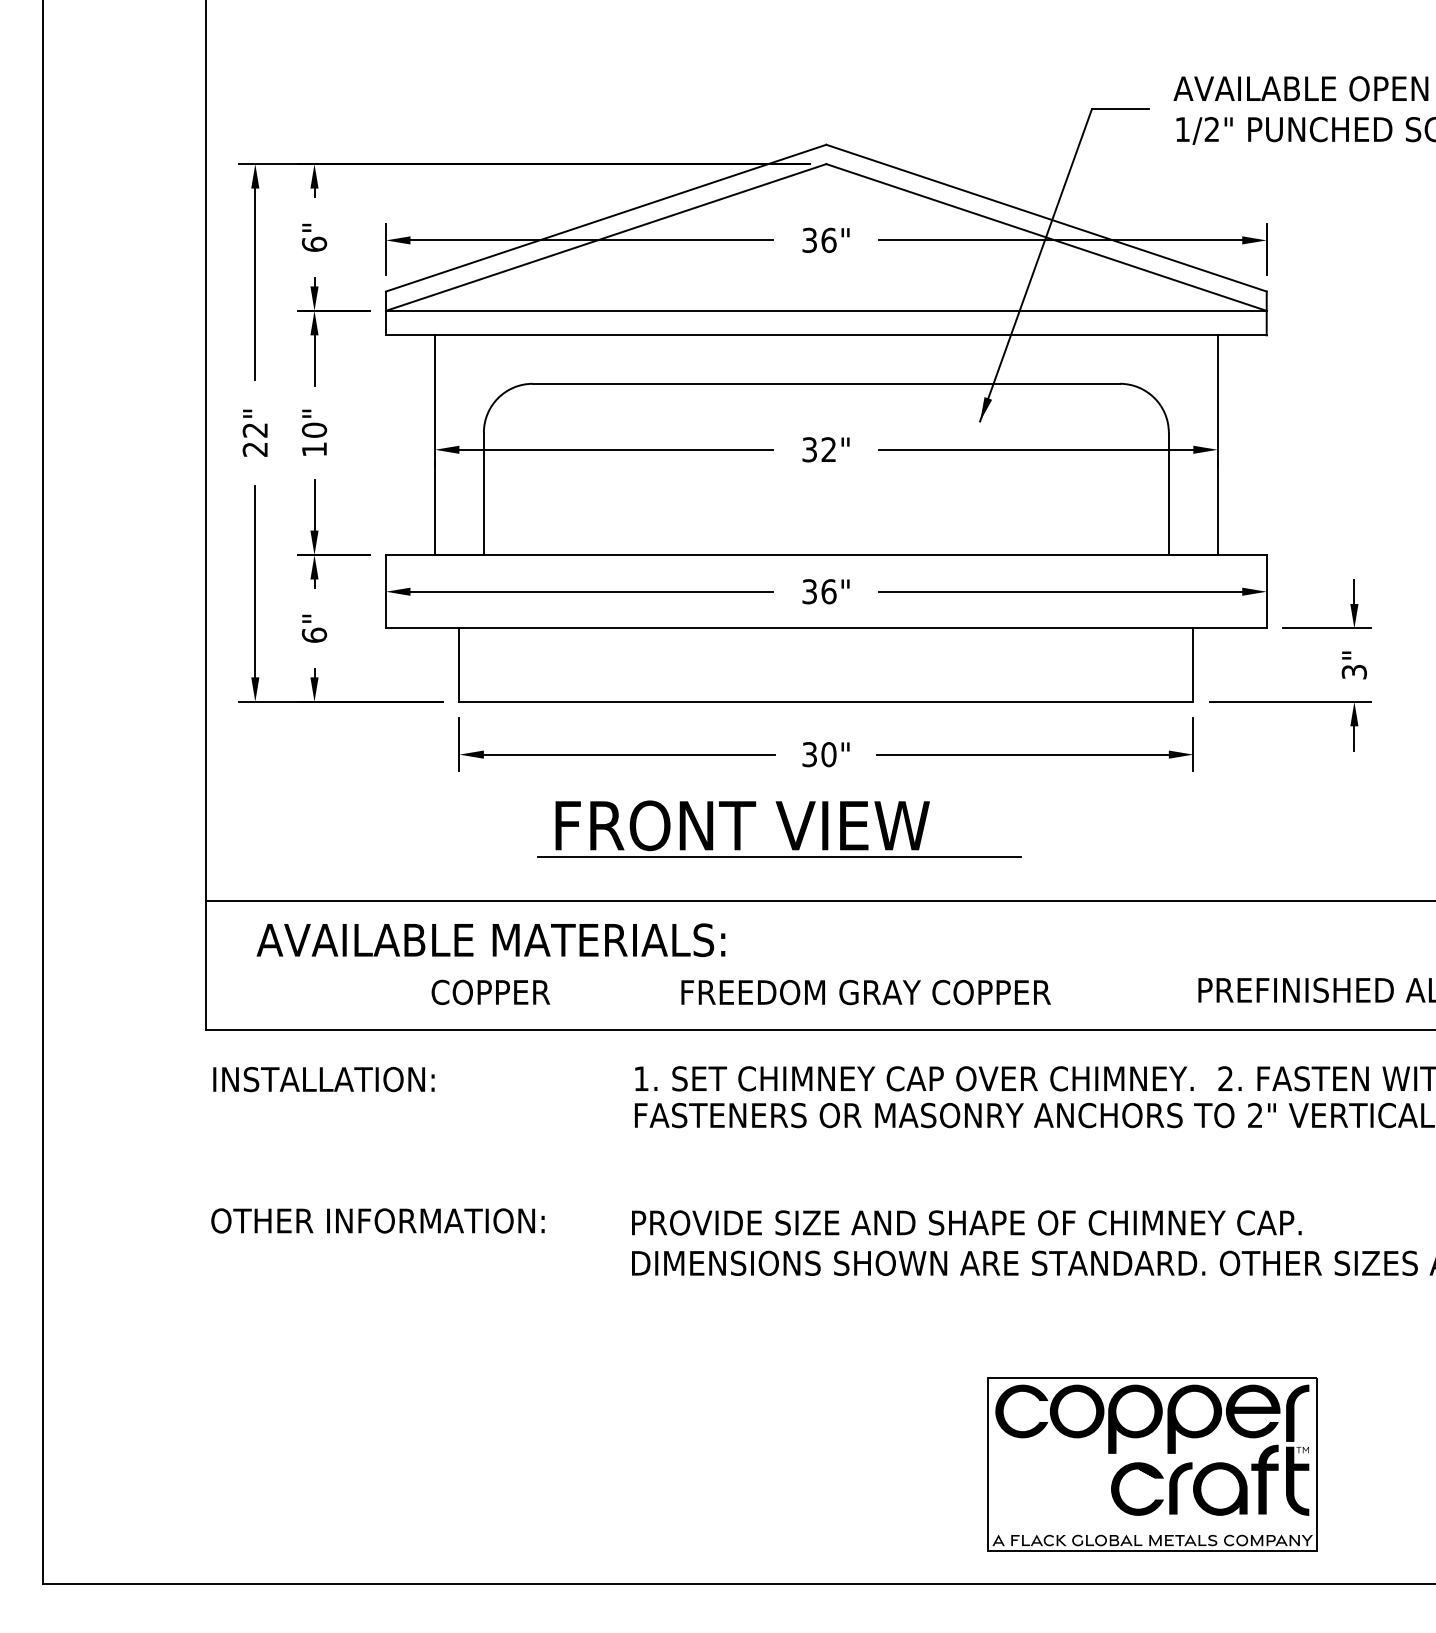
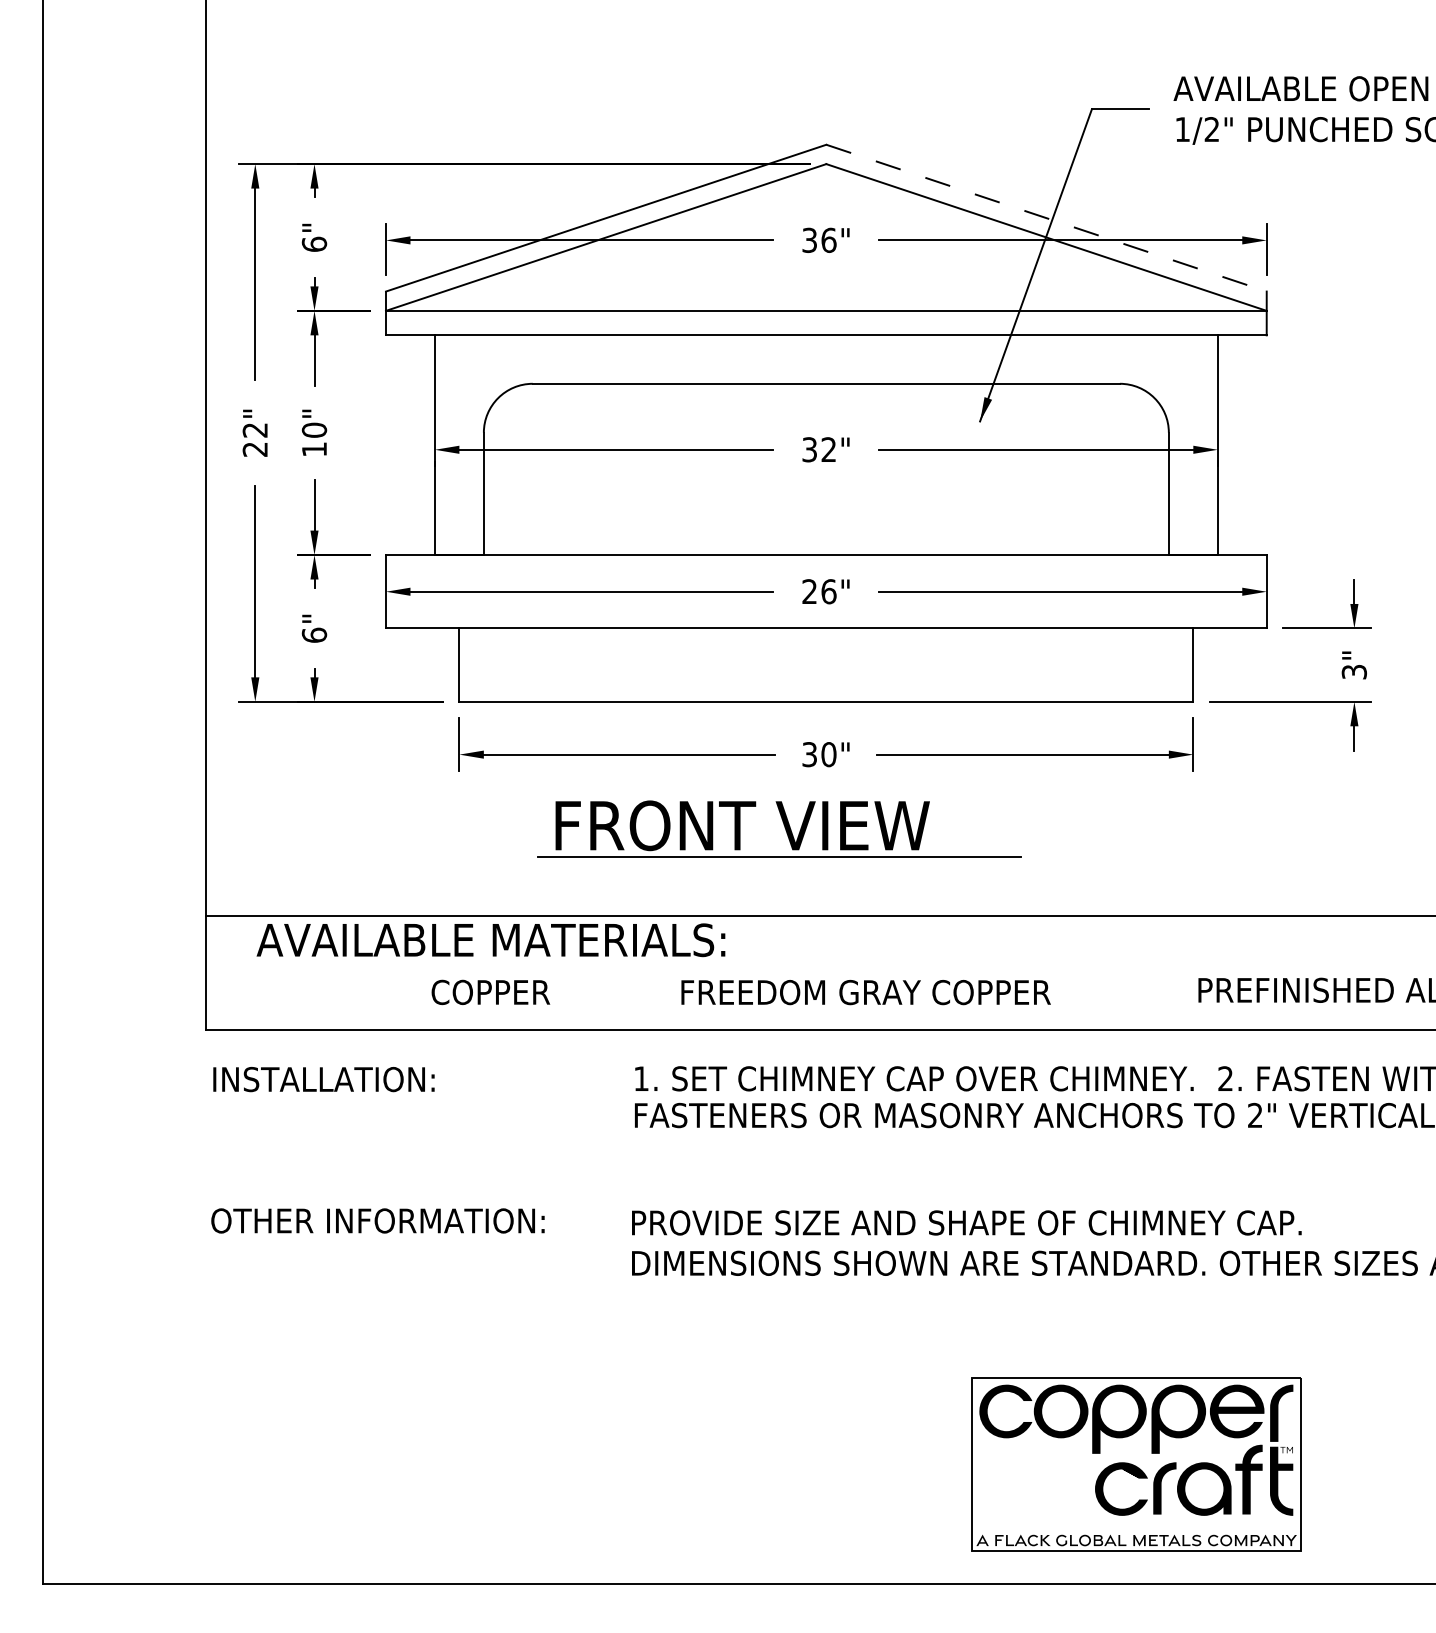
line: solid -> dashed (1047, 218)
text: 36" -> 26" (809, 591)
line position: (819, 901) -> (819, 916) (819, 916)
part position: (1152, 1464) -> (1136, 1464) (1136, 1464)
